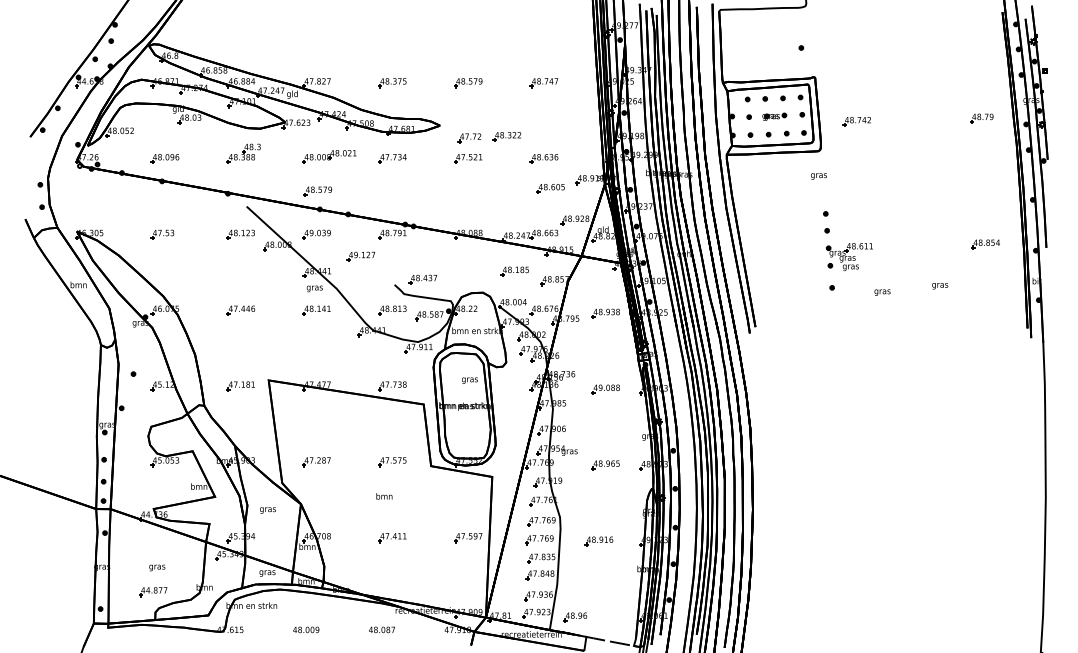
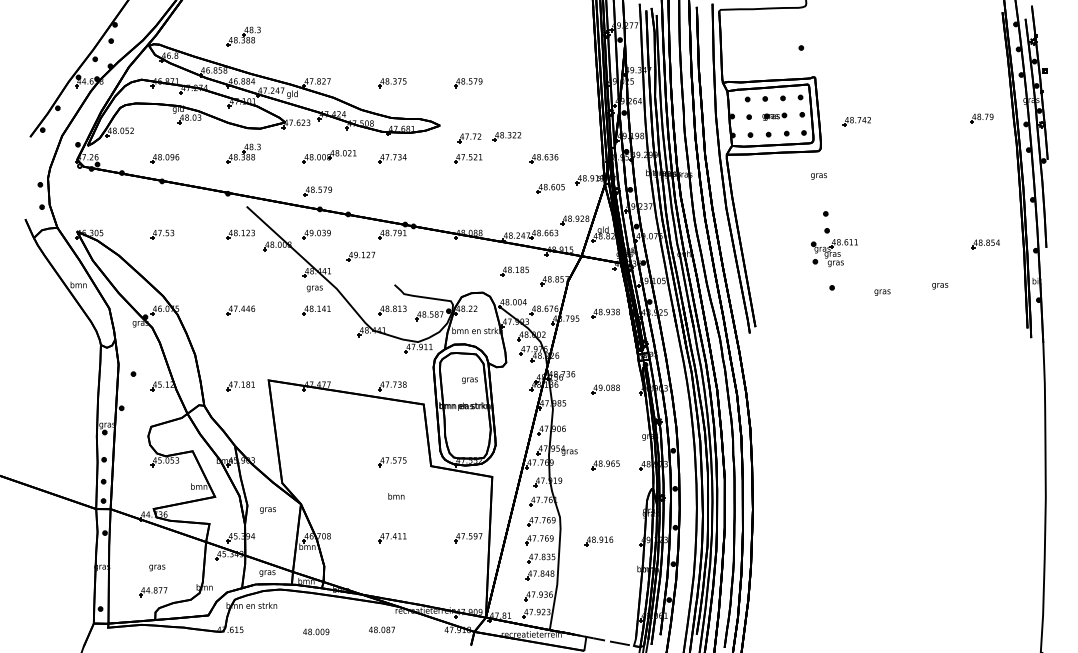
part: none -> present (243, 36)
part: present -> none (543, 83)
part position: (849, 257) -> (834, 253) (834, 253)
part: present -> none (422, 279)
part: present -> none (316, 462)
text position: (384, 496) -> (396, 496) (396, 496)
part: present -> none (575, 617)
text position: (306, 629) -> (316, 631) (316, 631)
